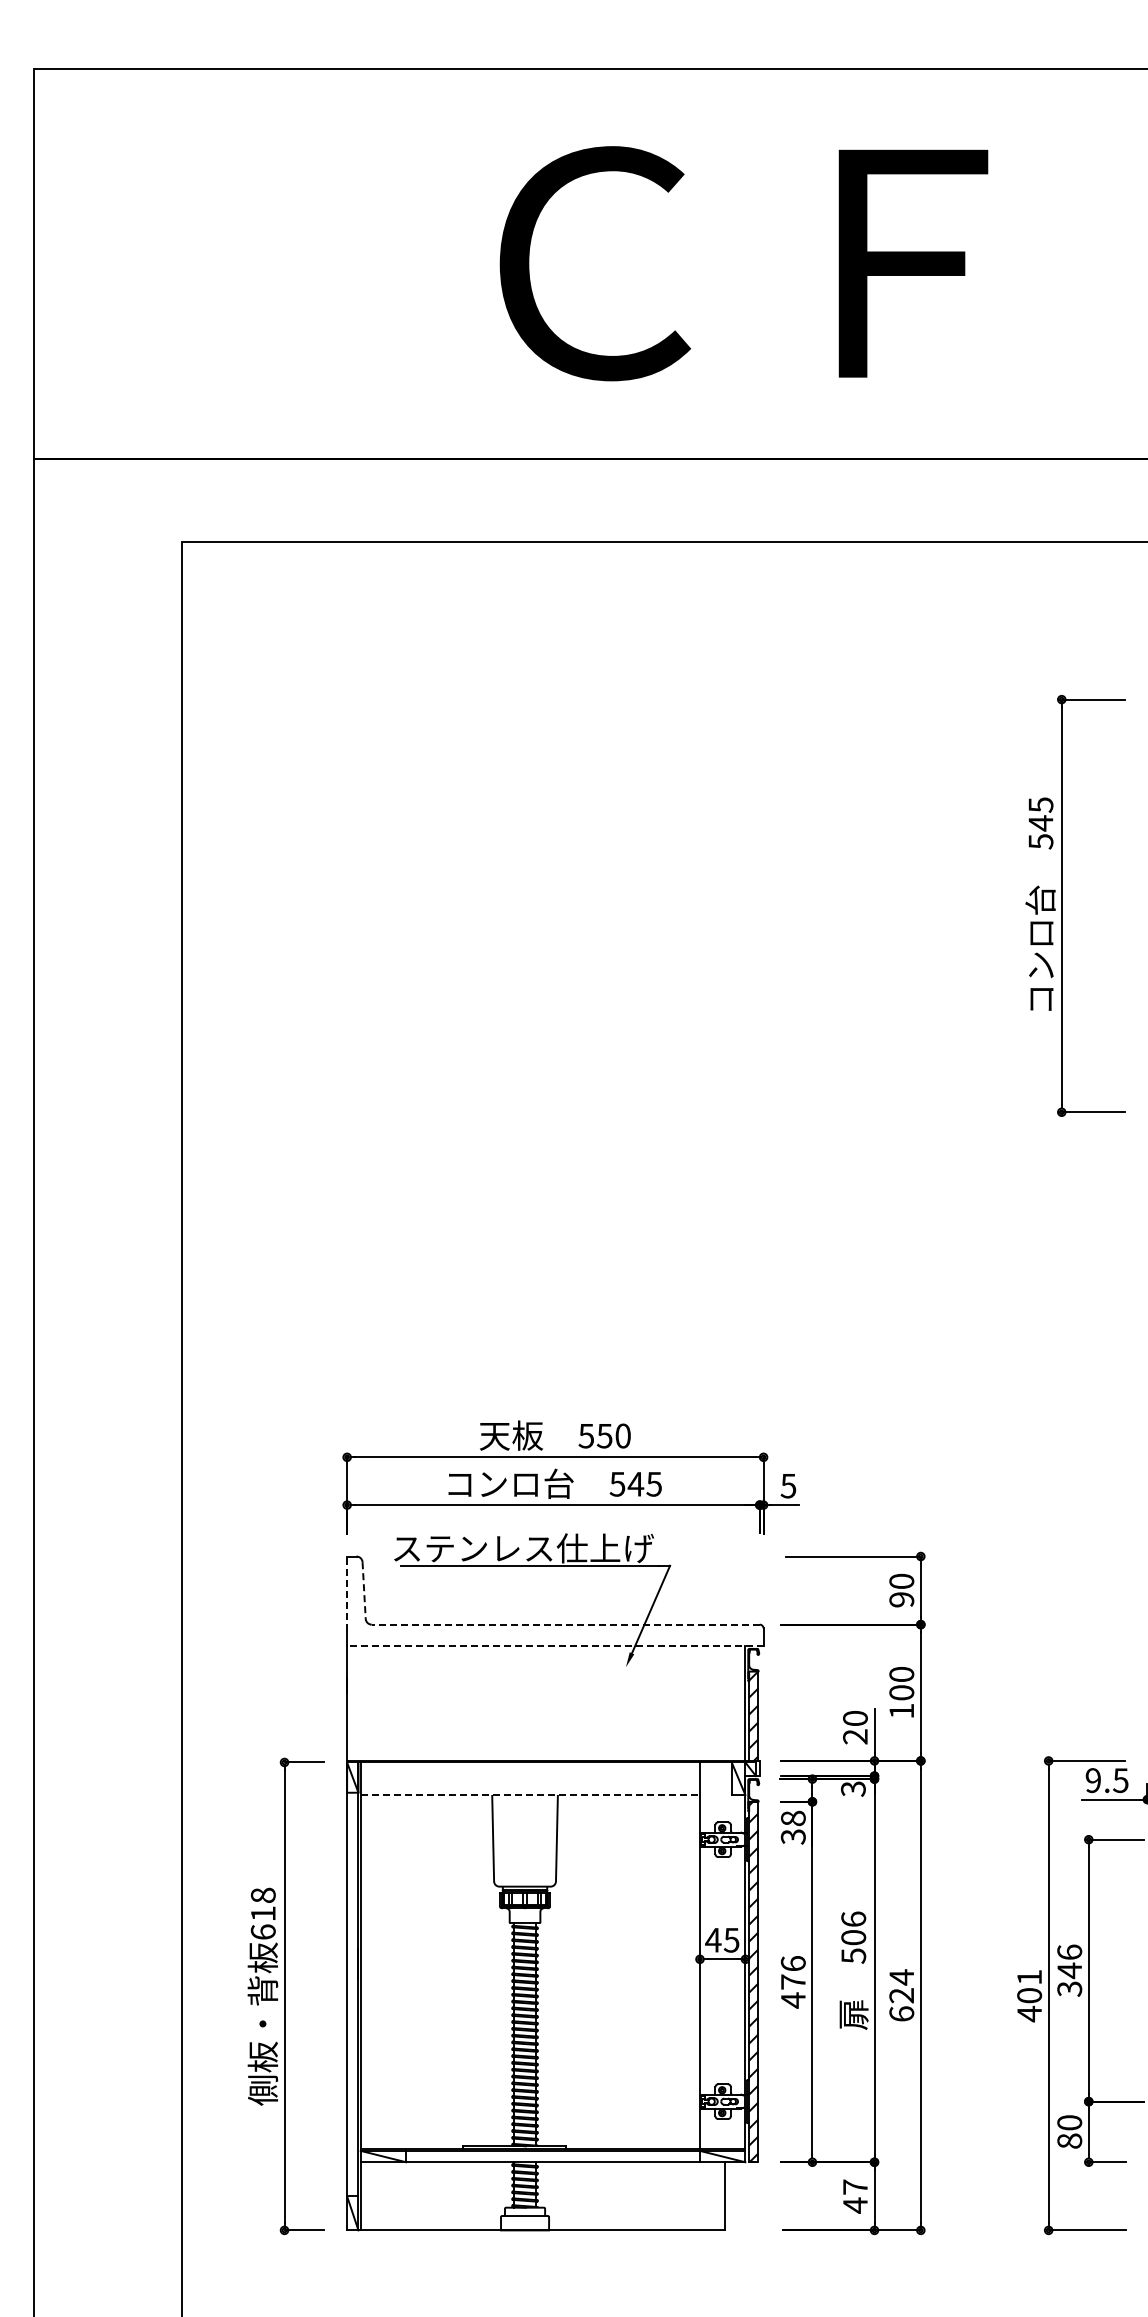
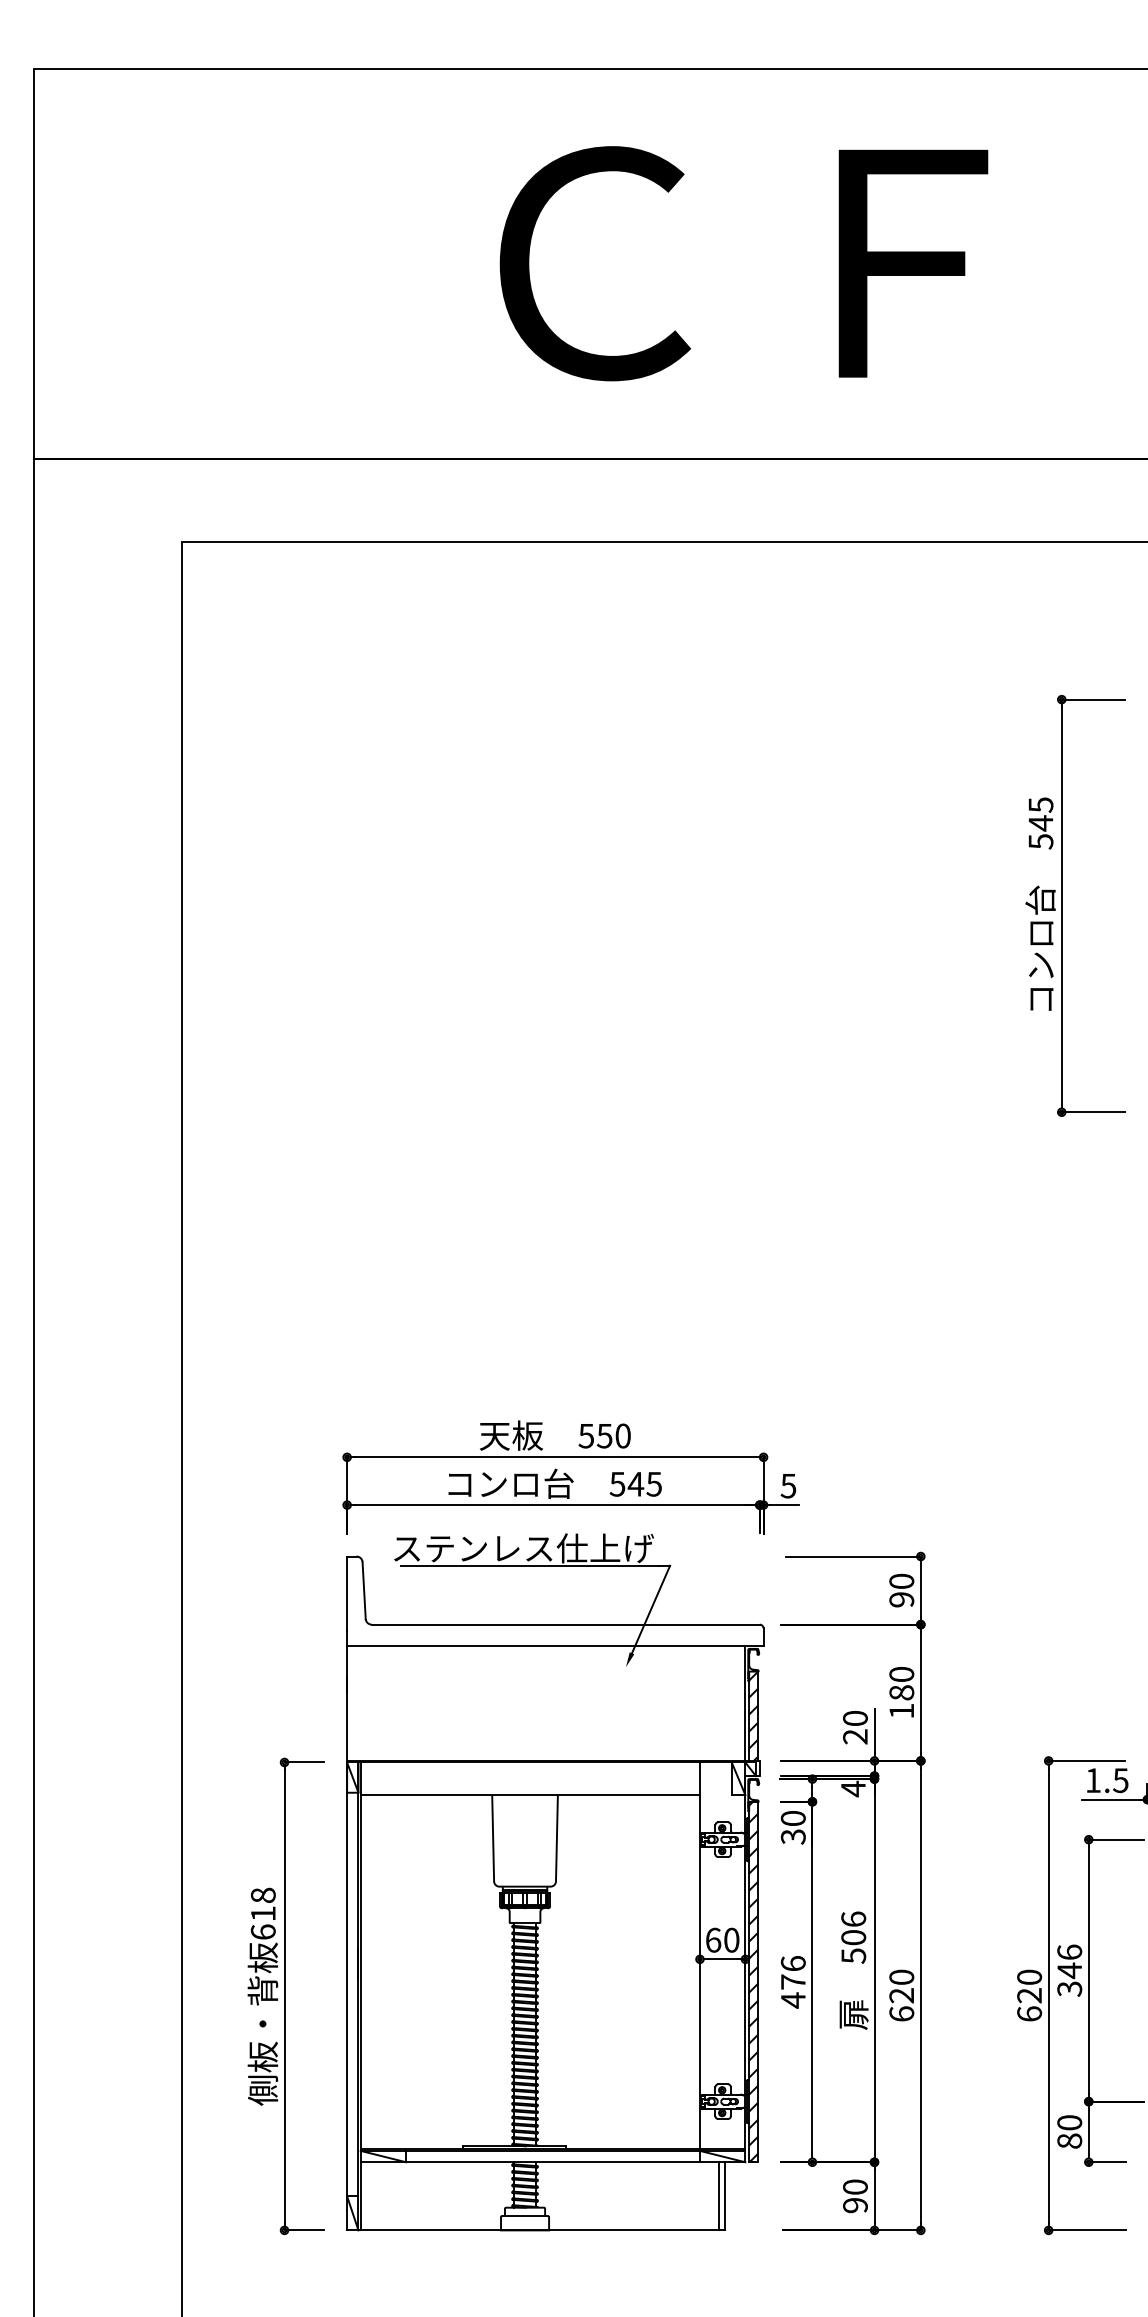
line: dashed -> solid (364, 1591)
line: dashed -> solid (347, 1593)
line: dashed -> solid (565, 1624)
line: dashed -> solid (554, 1645)
text: 100 -> 180 (902, 1692)
text: 9.5 -> 1.5 (1092, 1780)
text: 3 -> 4 (853, 1788)
line: dashed -> solid (530, 1795)
text: 38 -> 30 (793, 1818)
text: 45 -> 60 (722, 1939)
text: 624 -> 620 (901, 1977)
text: 401 -> 620 (1029, 1995)
line: none -> present (718, 2196)
text: 47 -> 90 (855, 2196)
